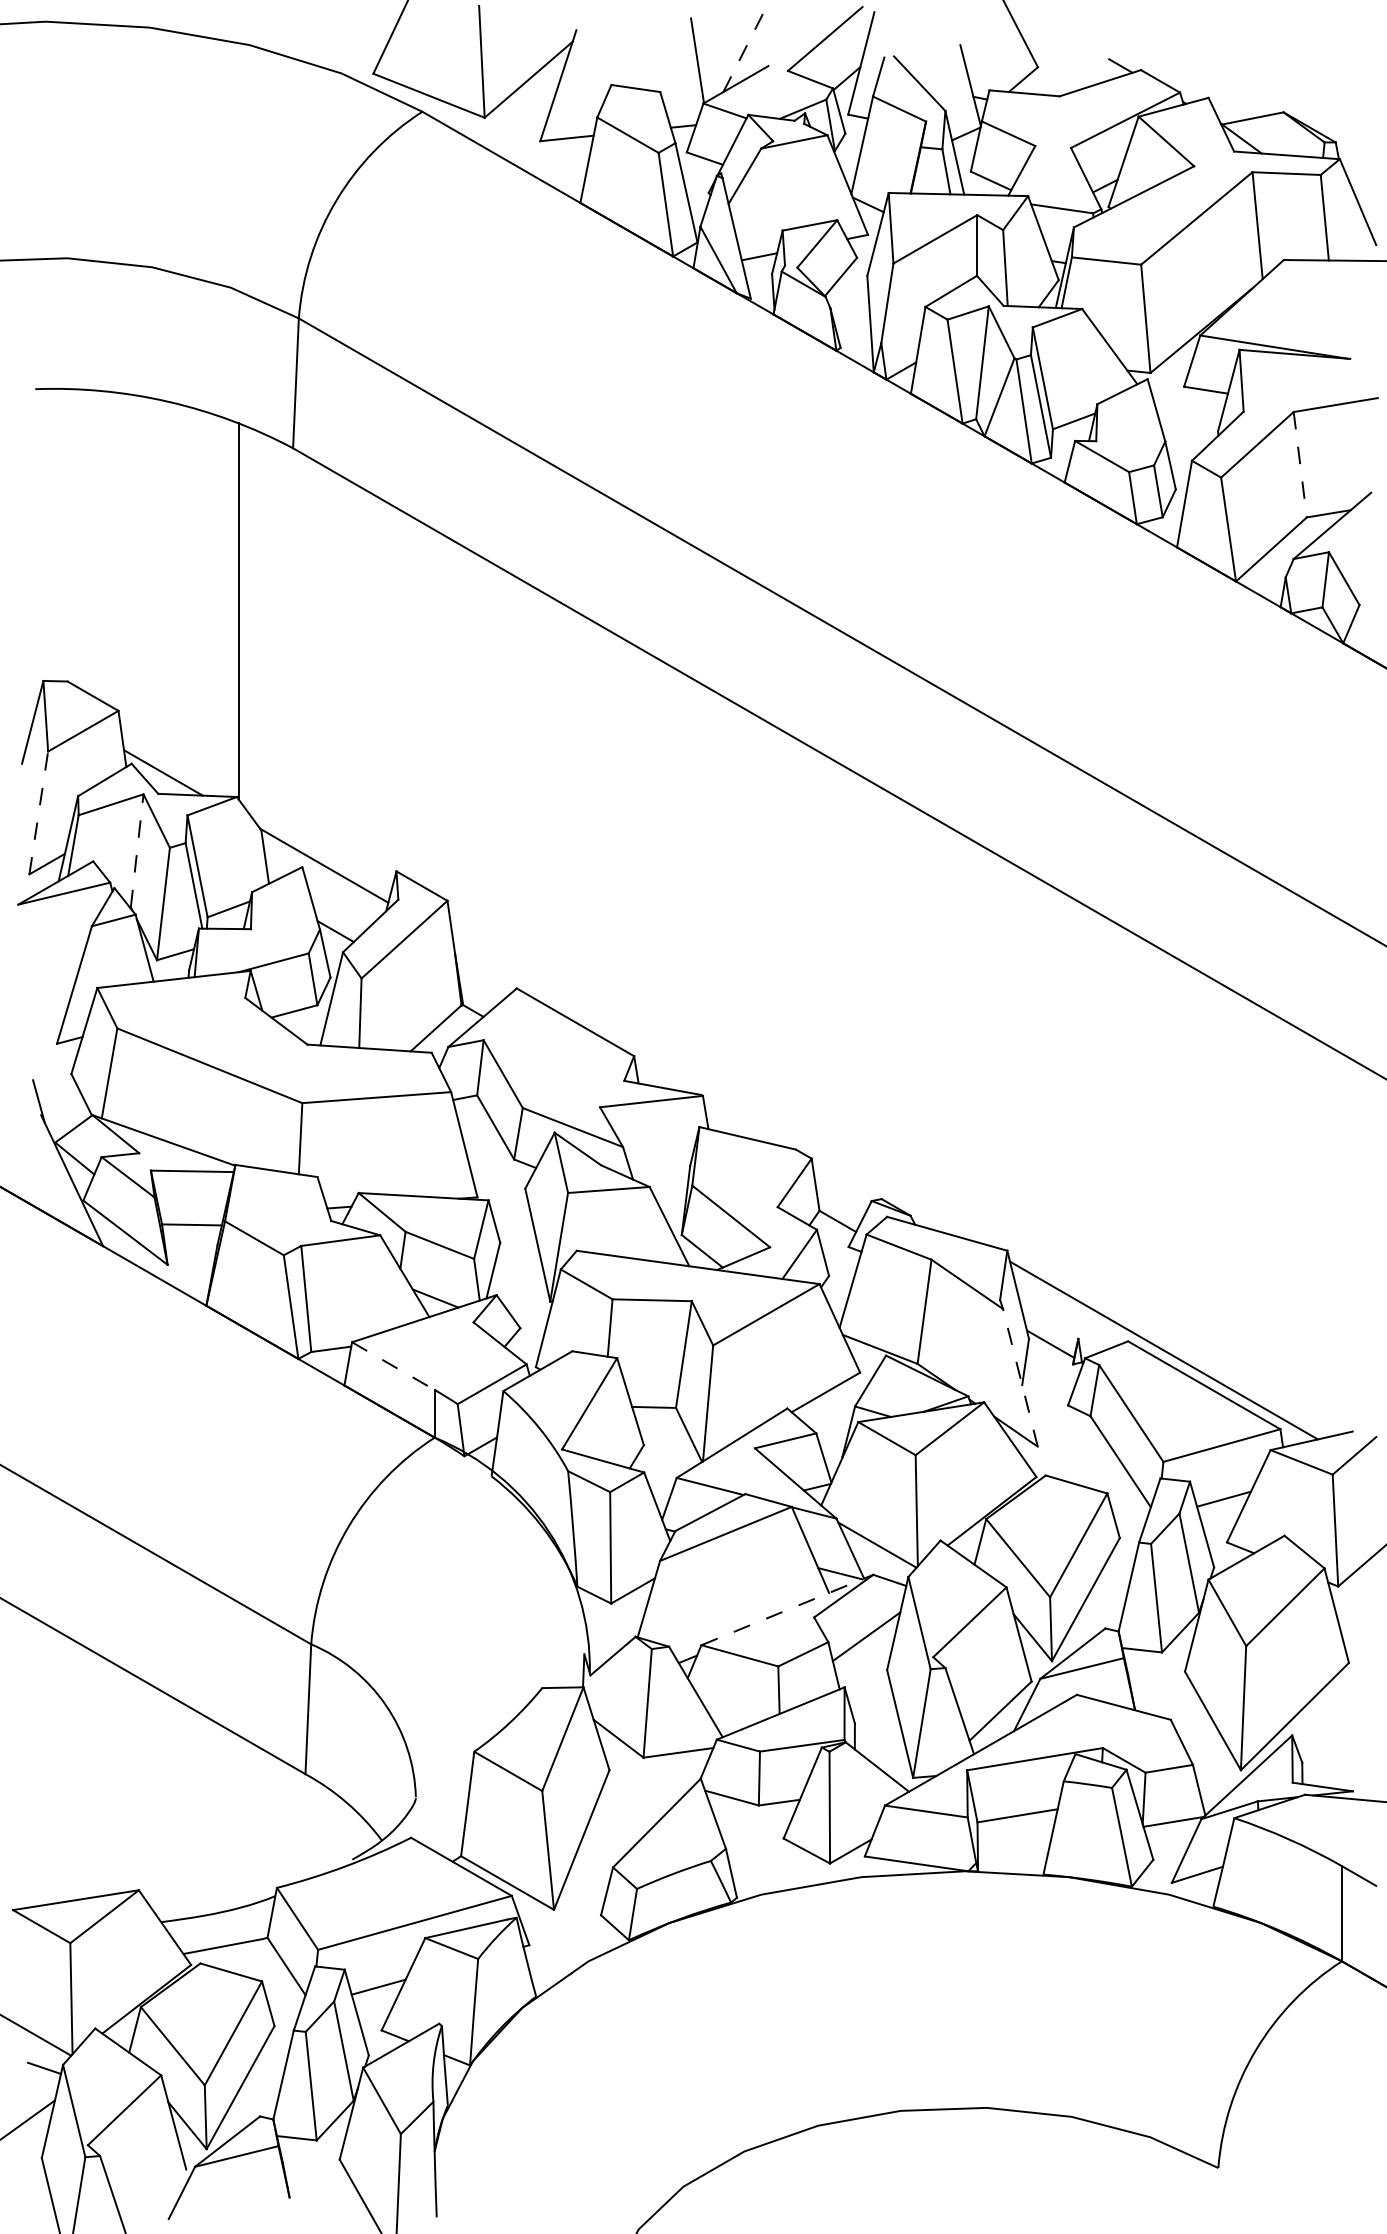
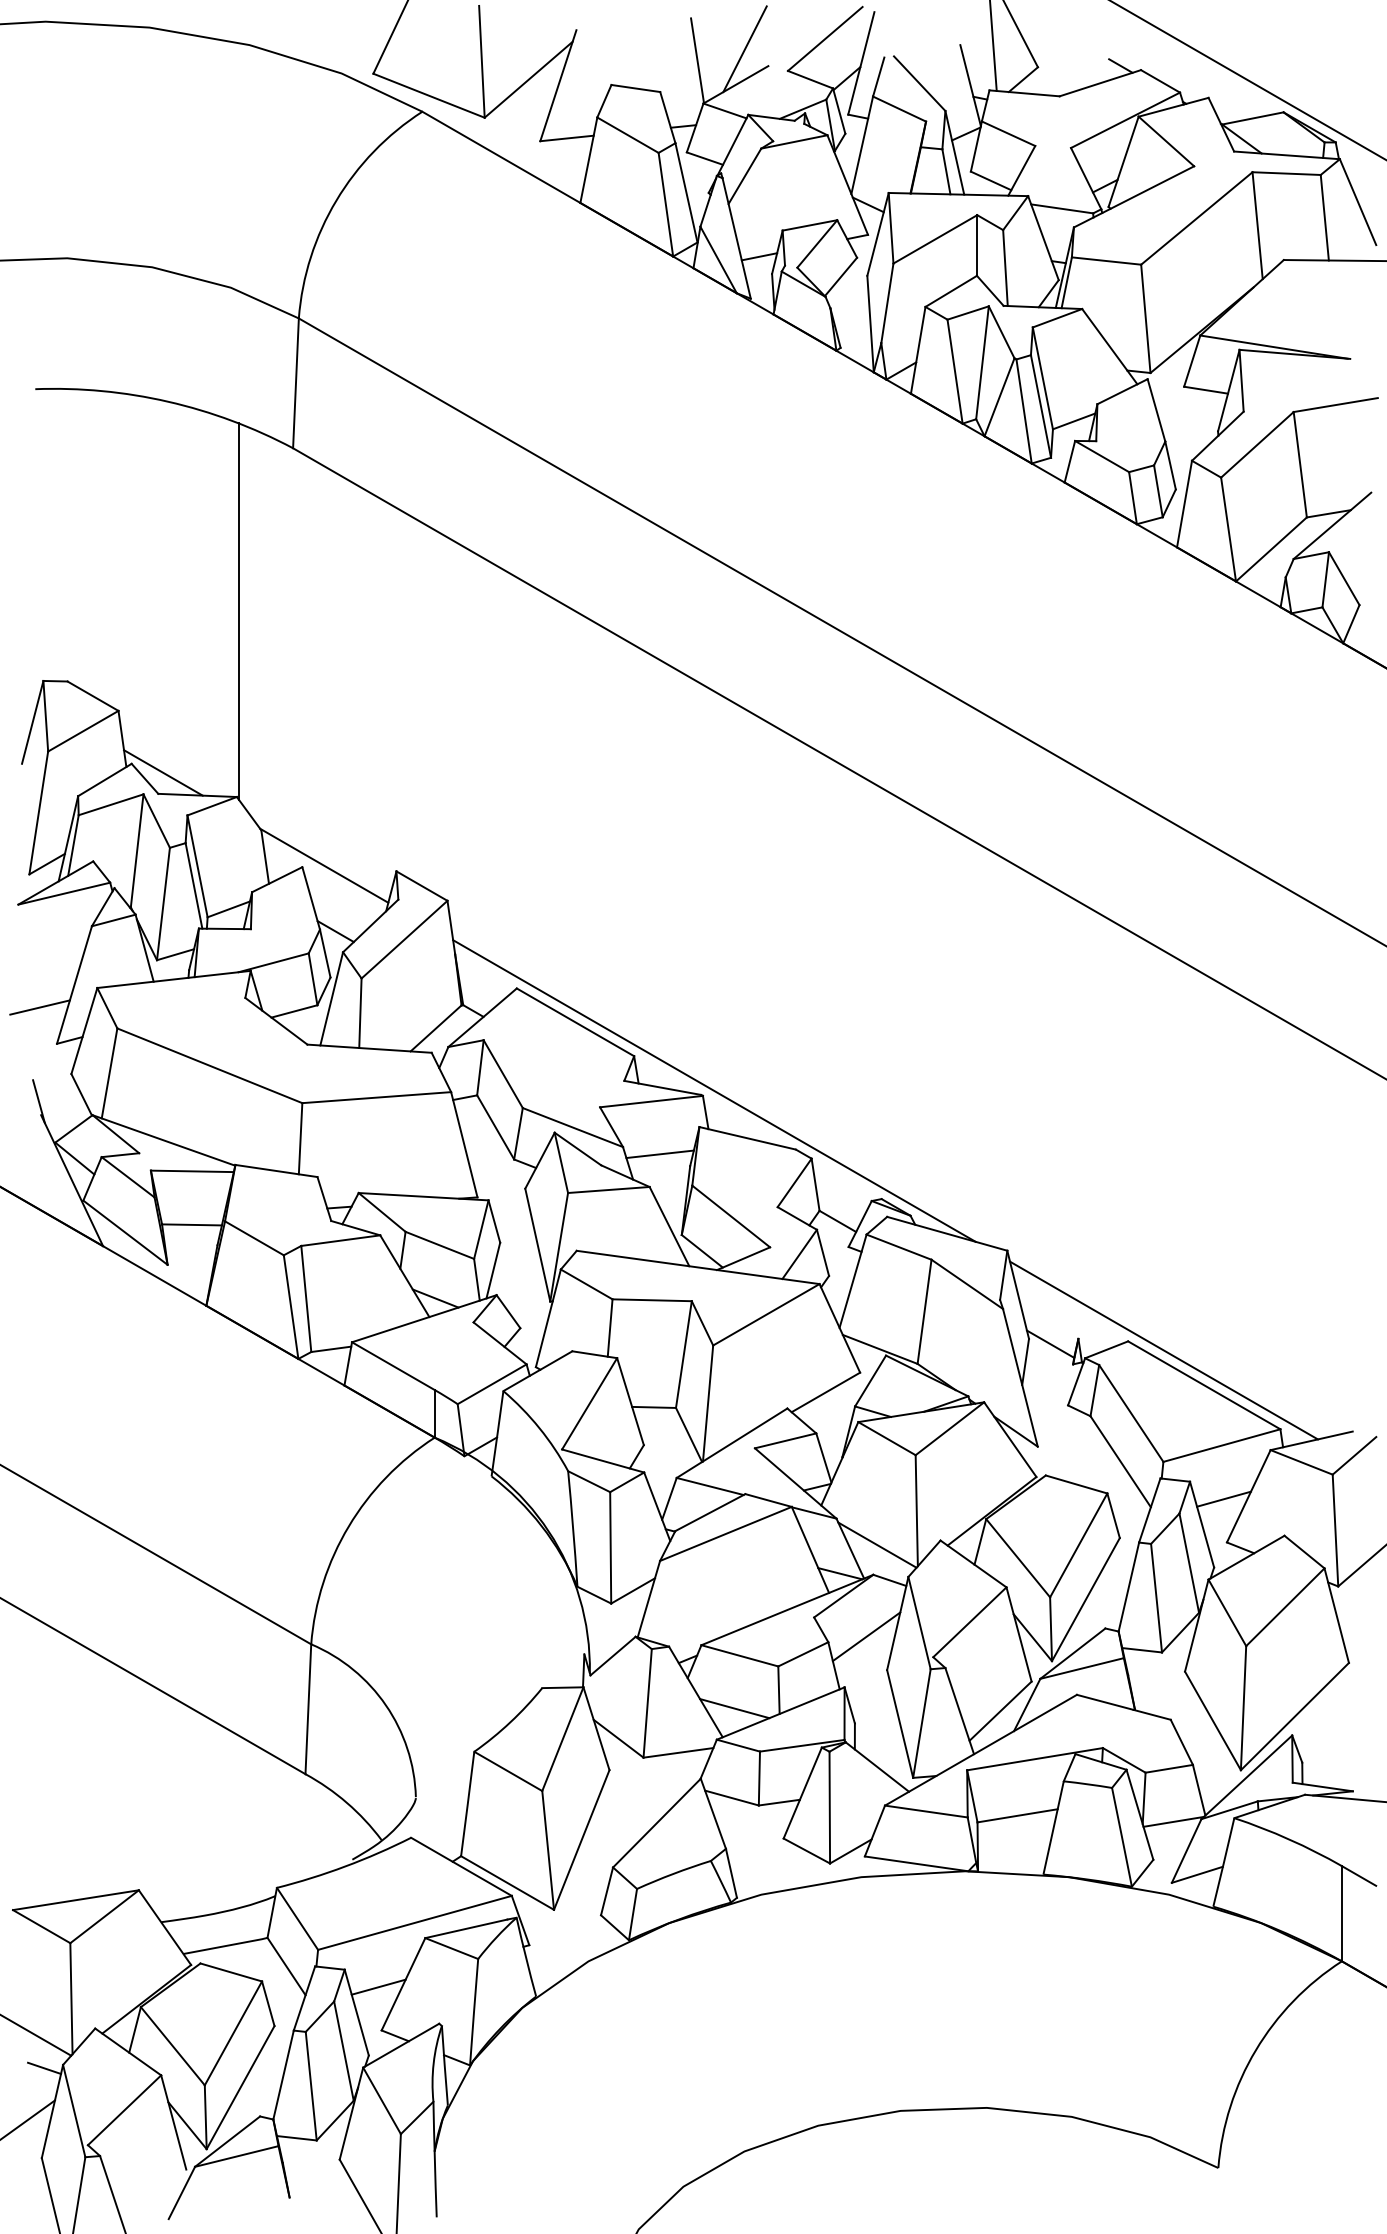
line: none -> present (993, 46)
line: dashed -> solid (745, 48)
line: none -> present (1247, 80)
line: dashed -> solid (1300, 465)
line: dashed -> solid (38, 812)
line: dashed -> solid (137, 850)
line: none -> present (39, 1007)
line: none -> present (714, 1090)
line: none -> present (659, 1154)
line: dashed -> solid (393, 1366)
line: dashed -> solid (1020, 1377)
line: dashed -> solid (787, 1610)
line: none -> present (734, 1708)
